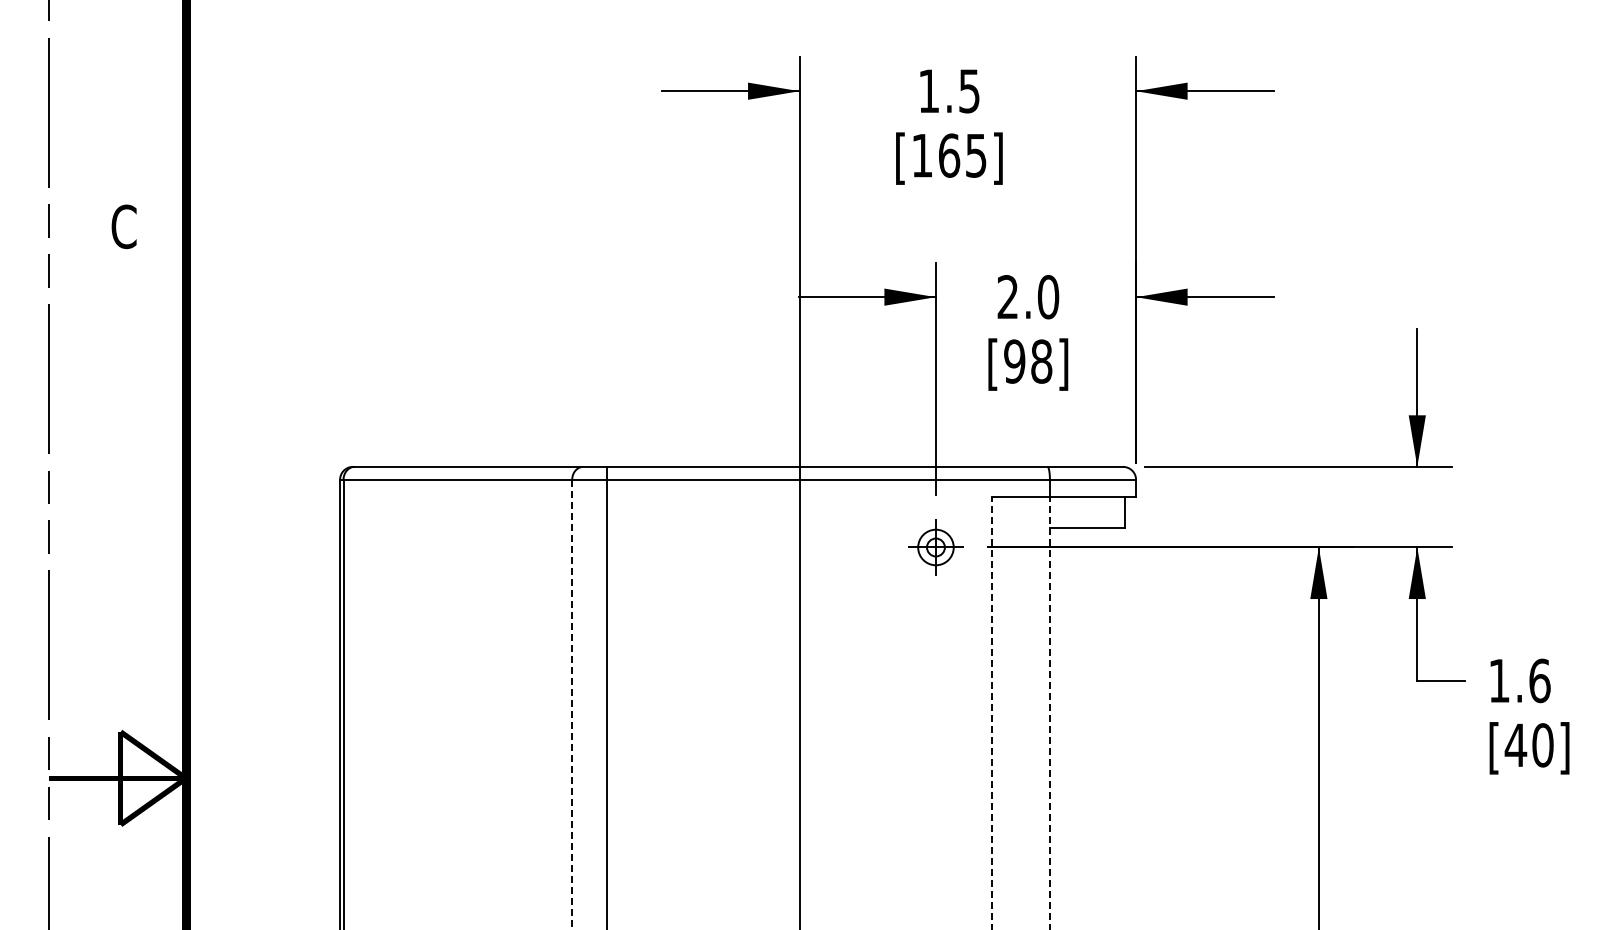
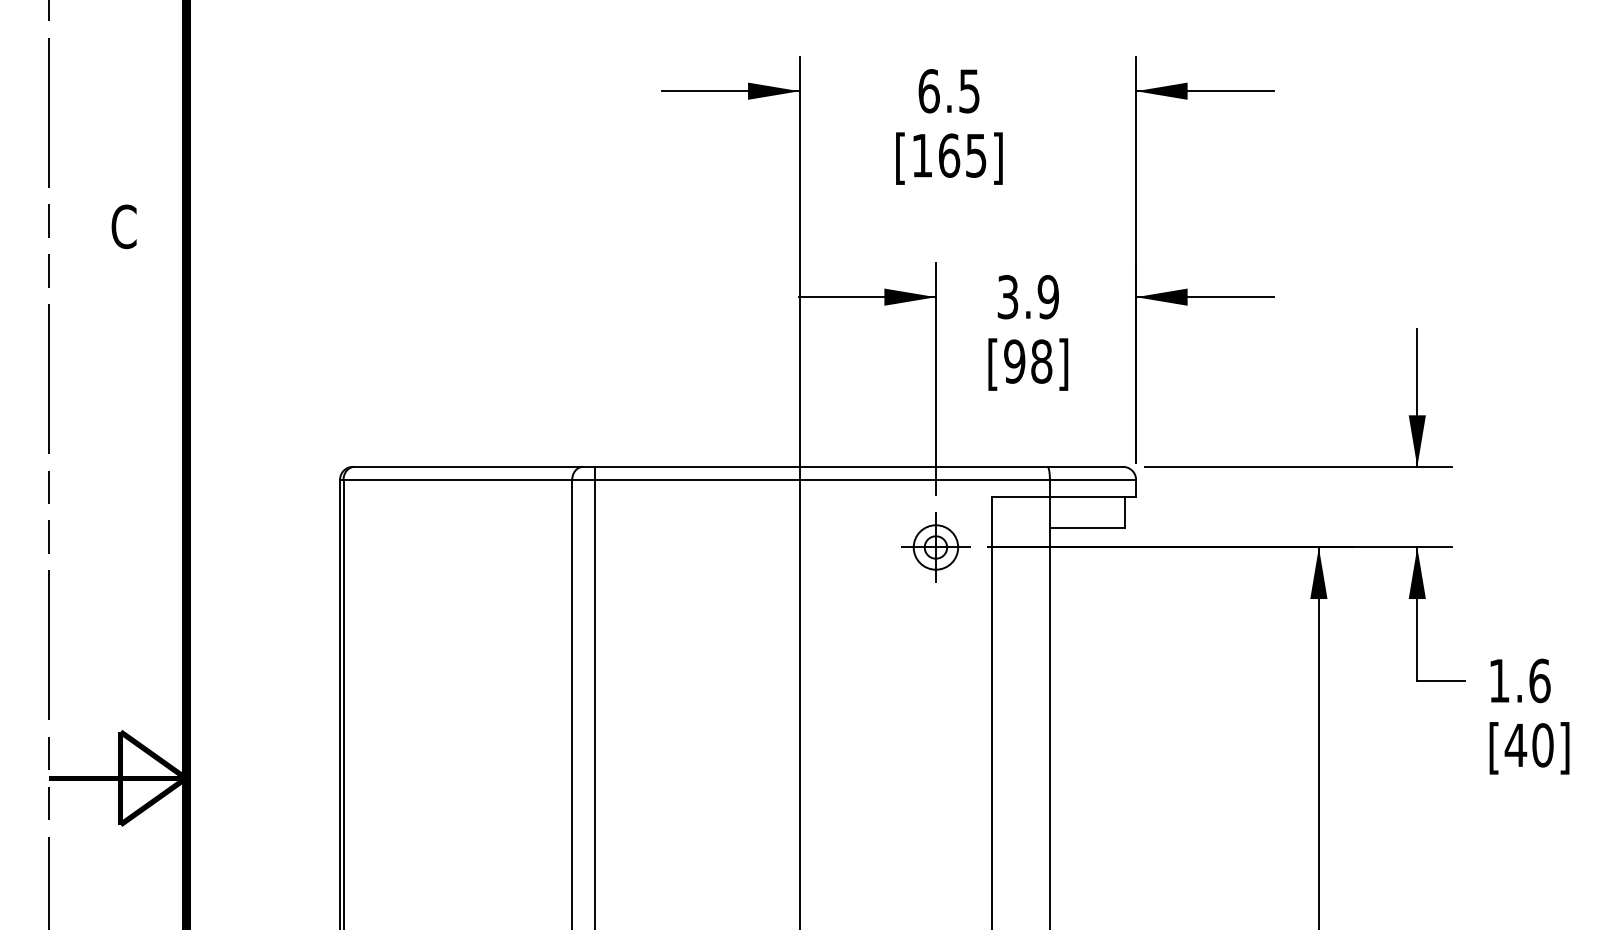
text: 1.5 -> 6.5 (928, 91)
text: 2.0 -> 3.9 (1028, 297)
part size: 56x57 px -> 70x71 px (935, 547)
line position: (606, 696) -> (594, 696) (594, 696)
line: dashed -> solid (572, 704)
line: dashed -> solid (991, 713)
line: dashed -> solid (1049, 713)
